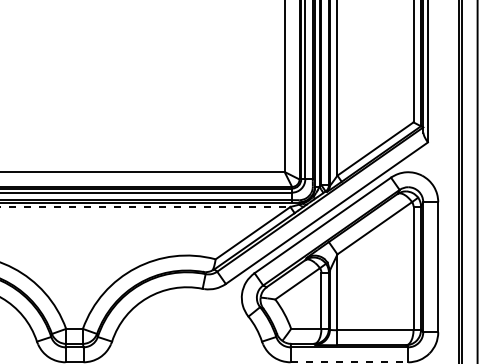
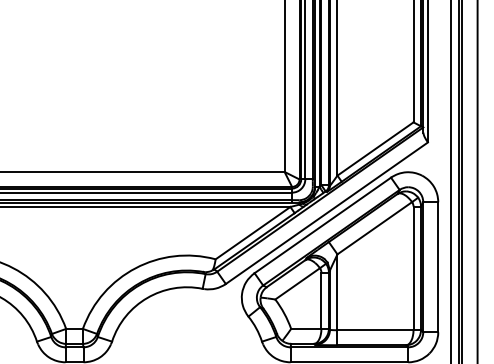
line: none -> present (451, 181)
line: dashed -> solid (145, 207)
line: dashed -> solid (349, 362)
